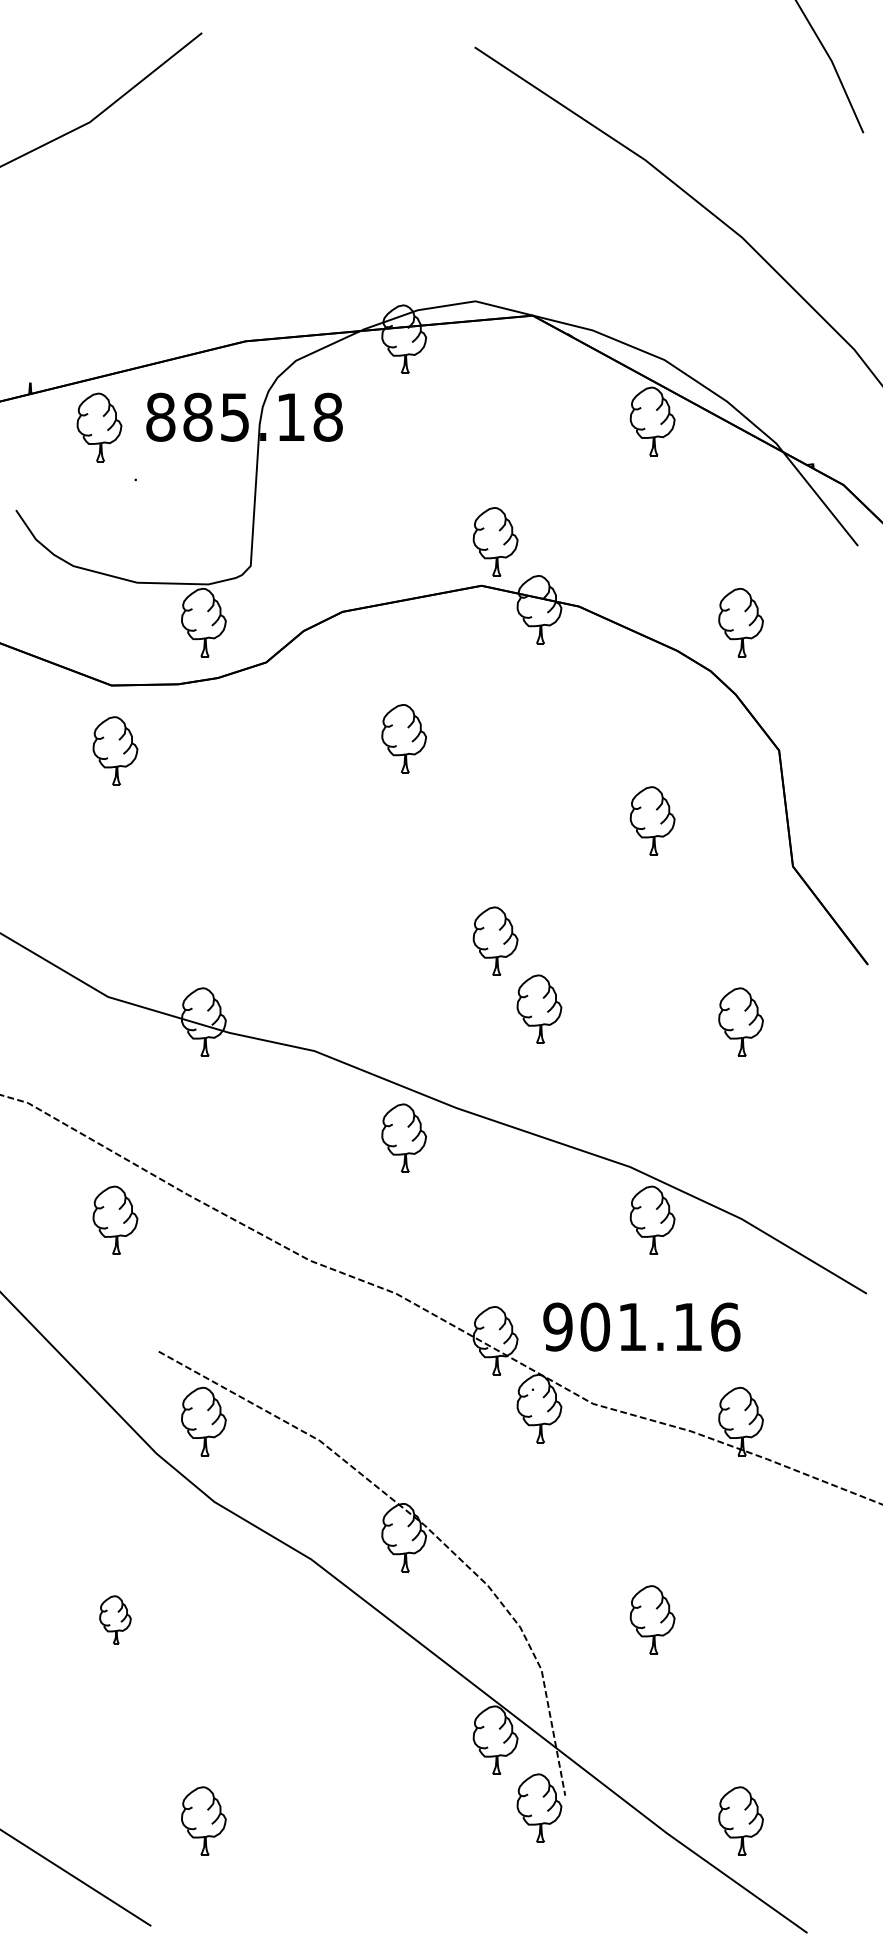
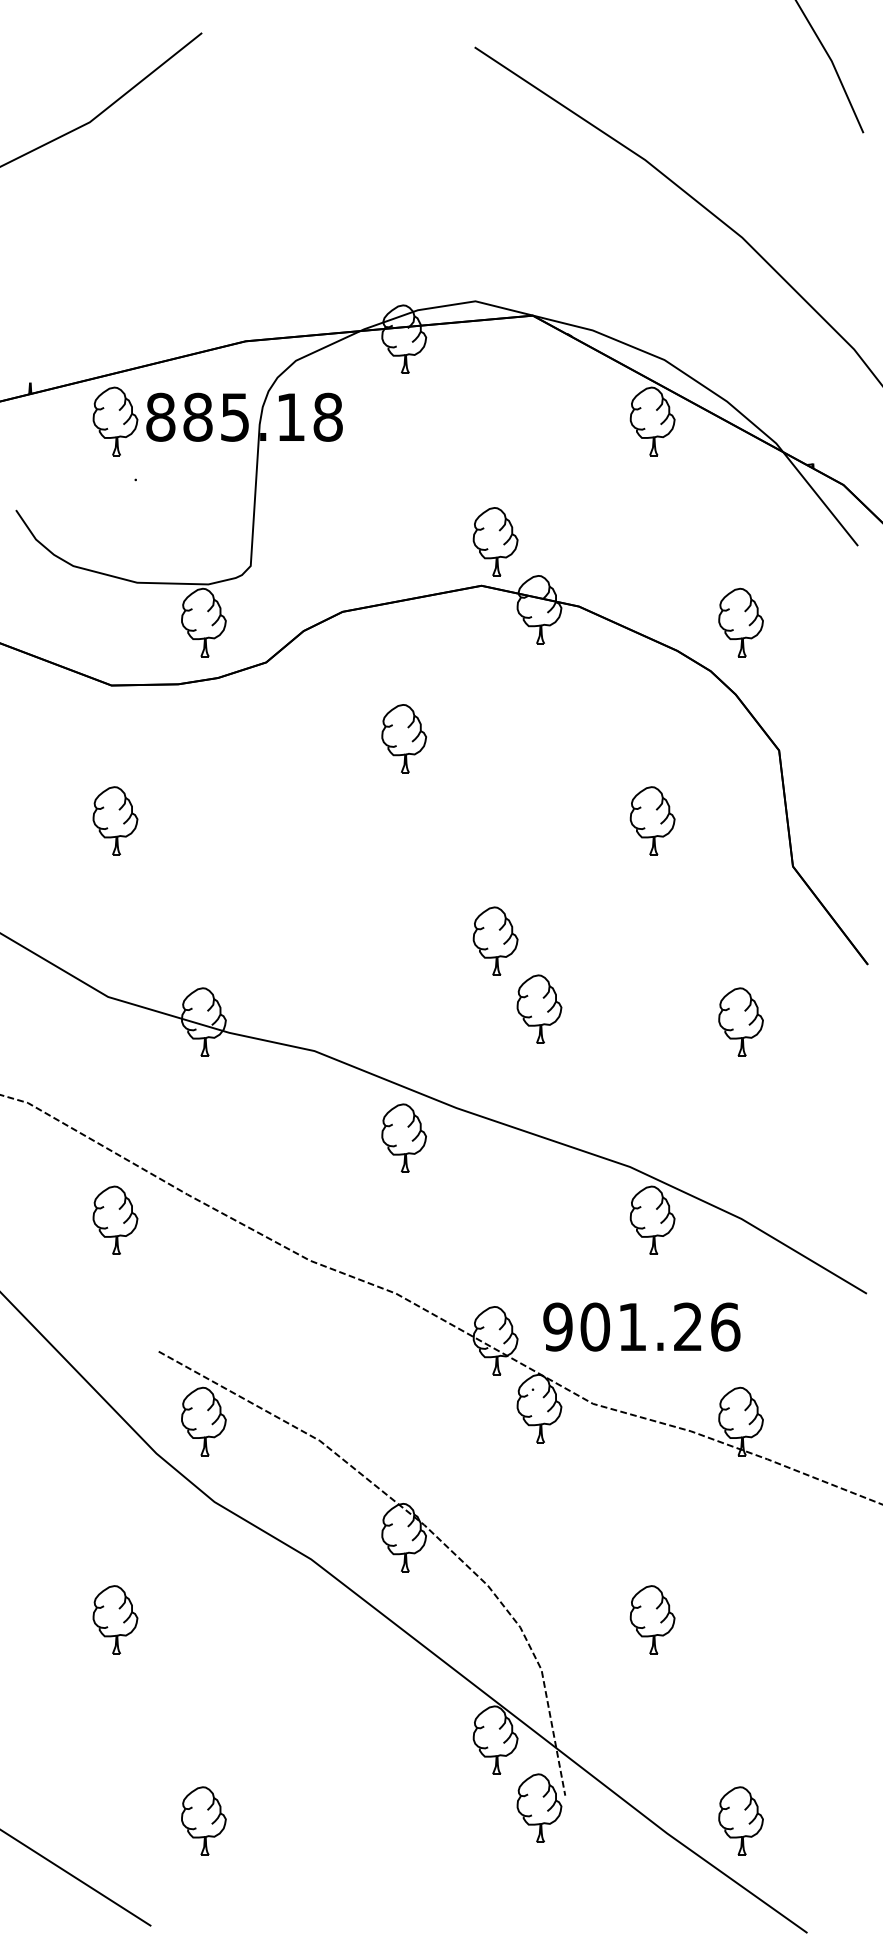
part position: (99, 427) -> (115, 421) (115, 421)
part position: (115, 750) -> (115, 820) (115, 820)
text: 901.16 -> 901.26 (687, 1326)
part size: 33x50 px -> 47x70 px (115, 1619)
